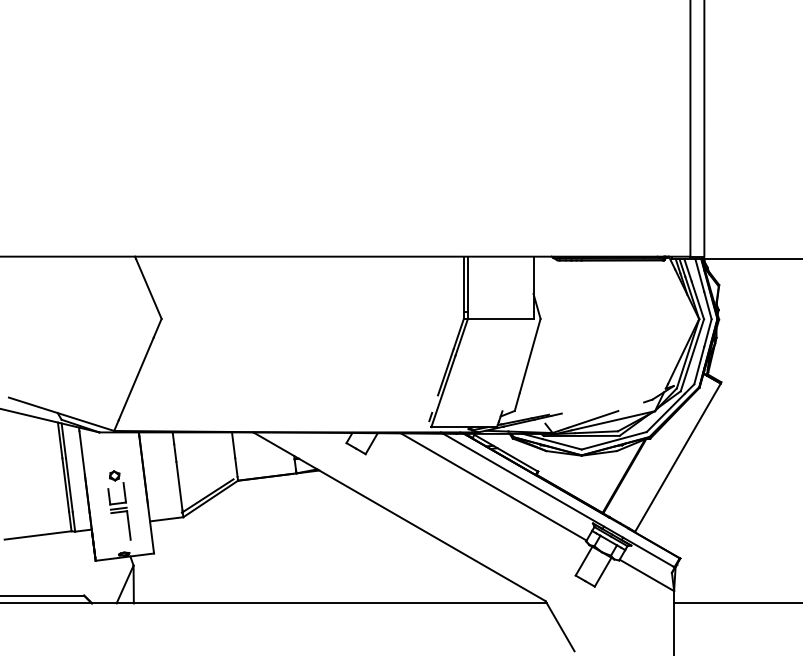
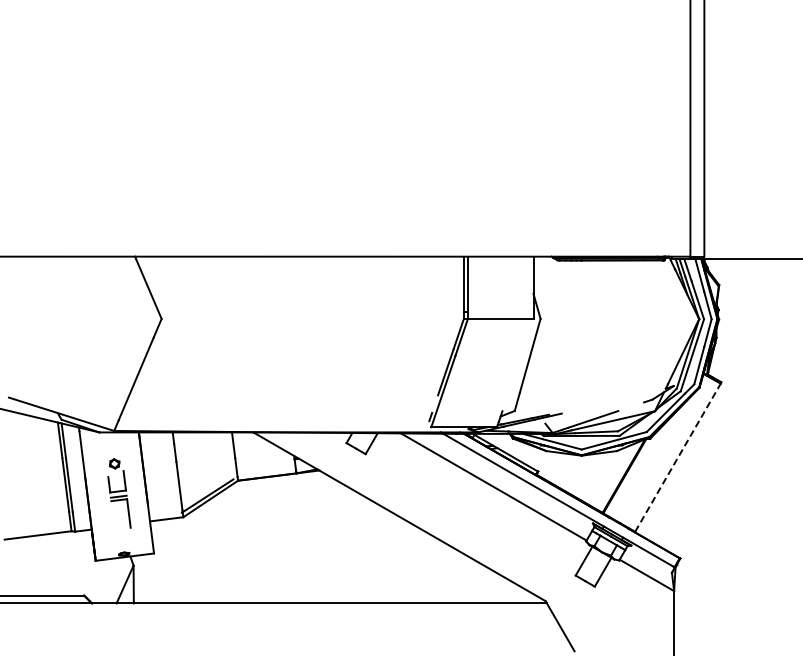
line: solid -> dashed (677, 457)
part position: (119, 505) -> (119, 493) (119, 493)
line: present -> none (736, 603)
